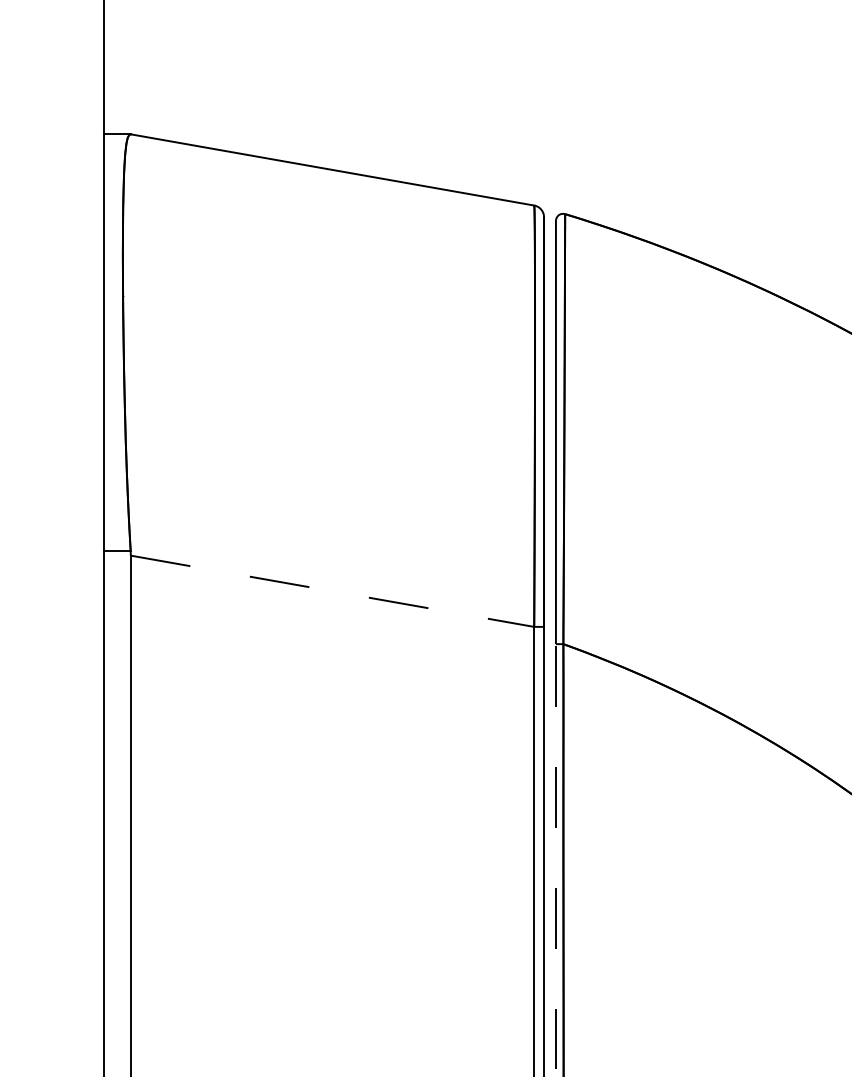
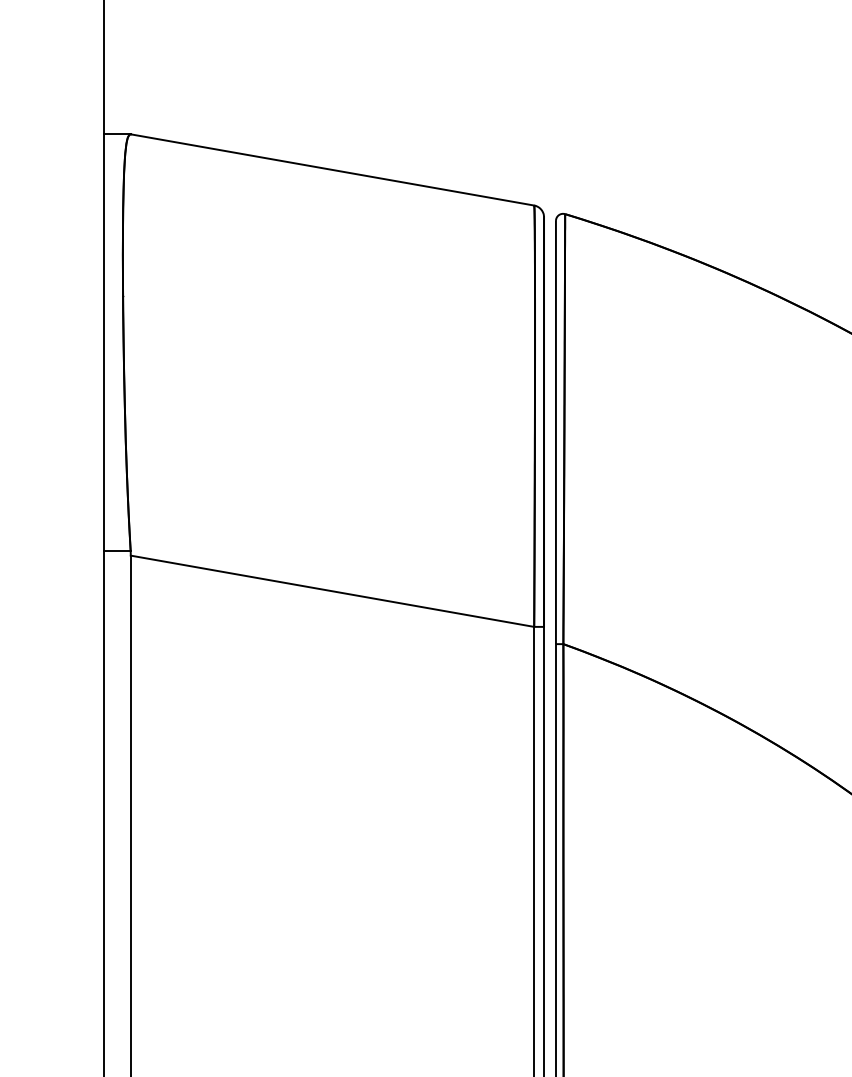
line: dashed -> solid (332, 591)
line: dashed -> solid (555, 859)
